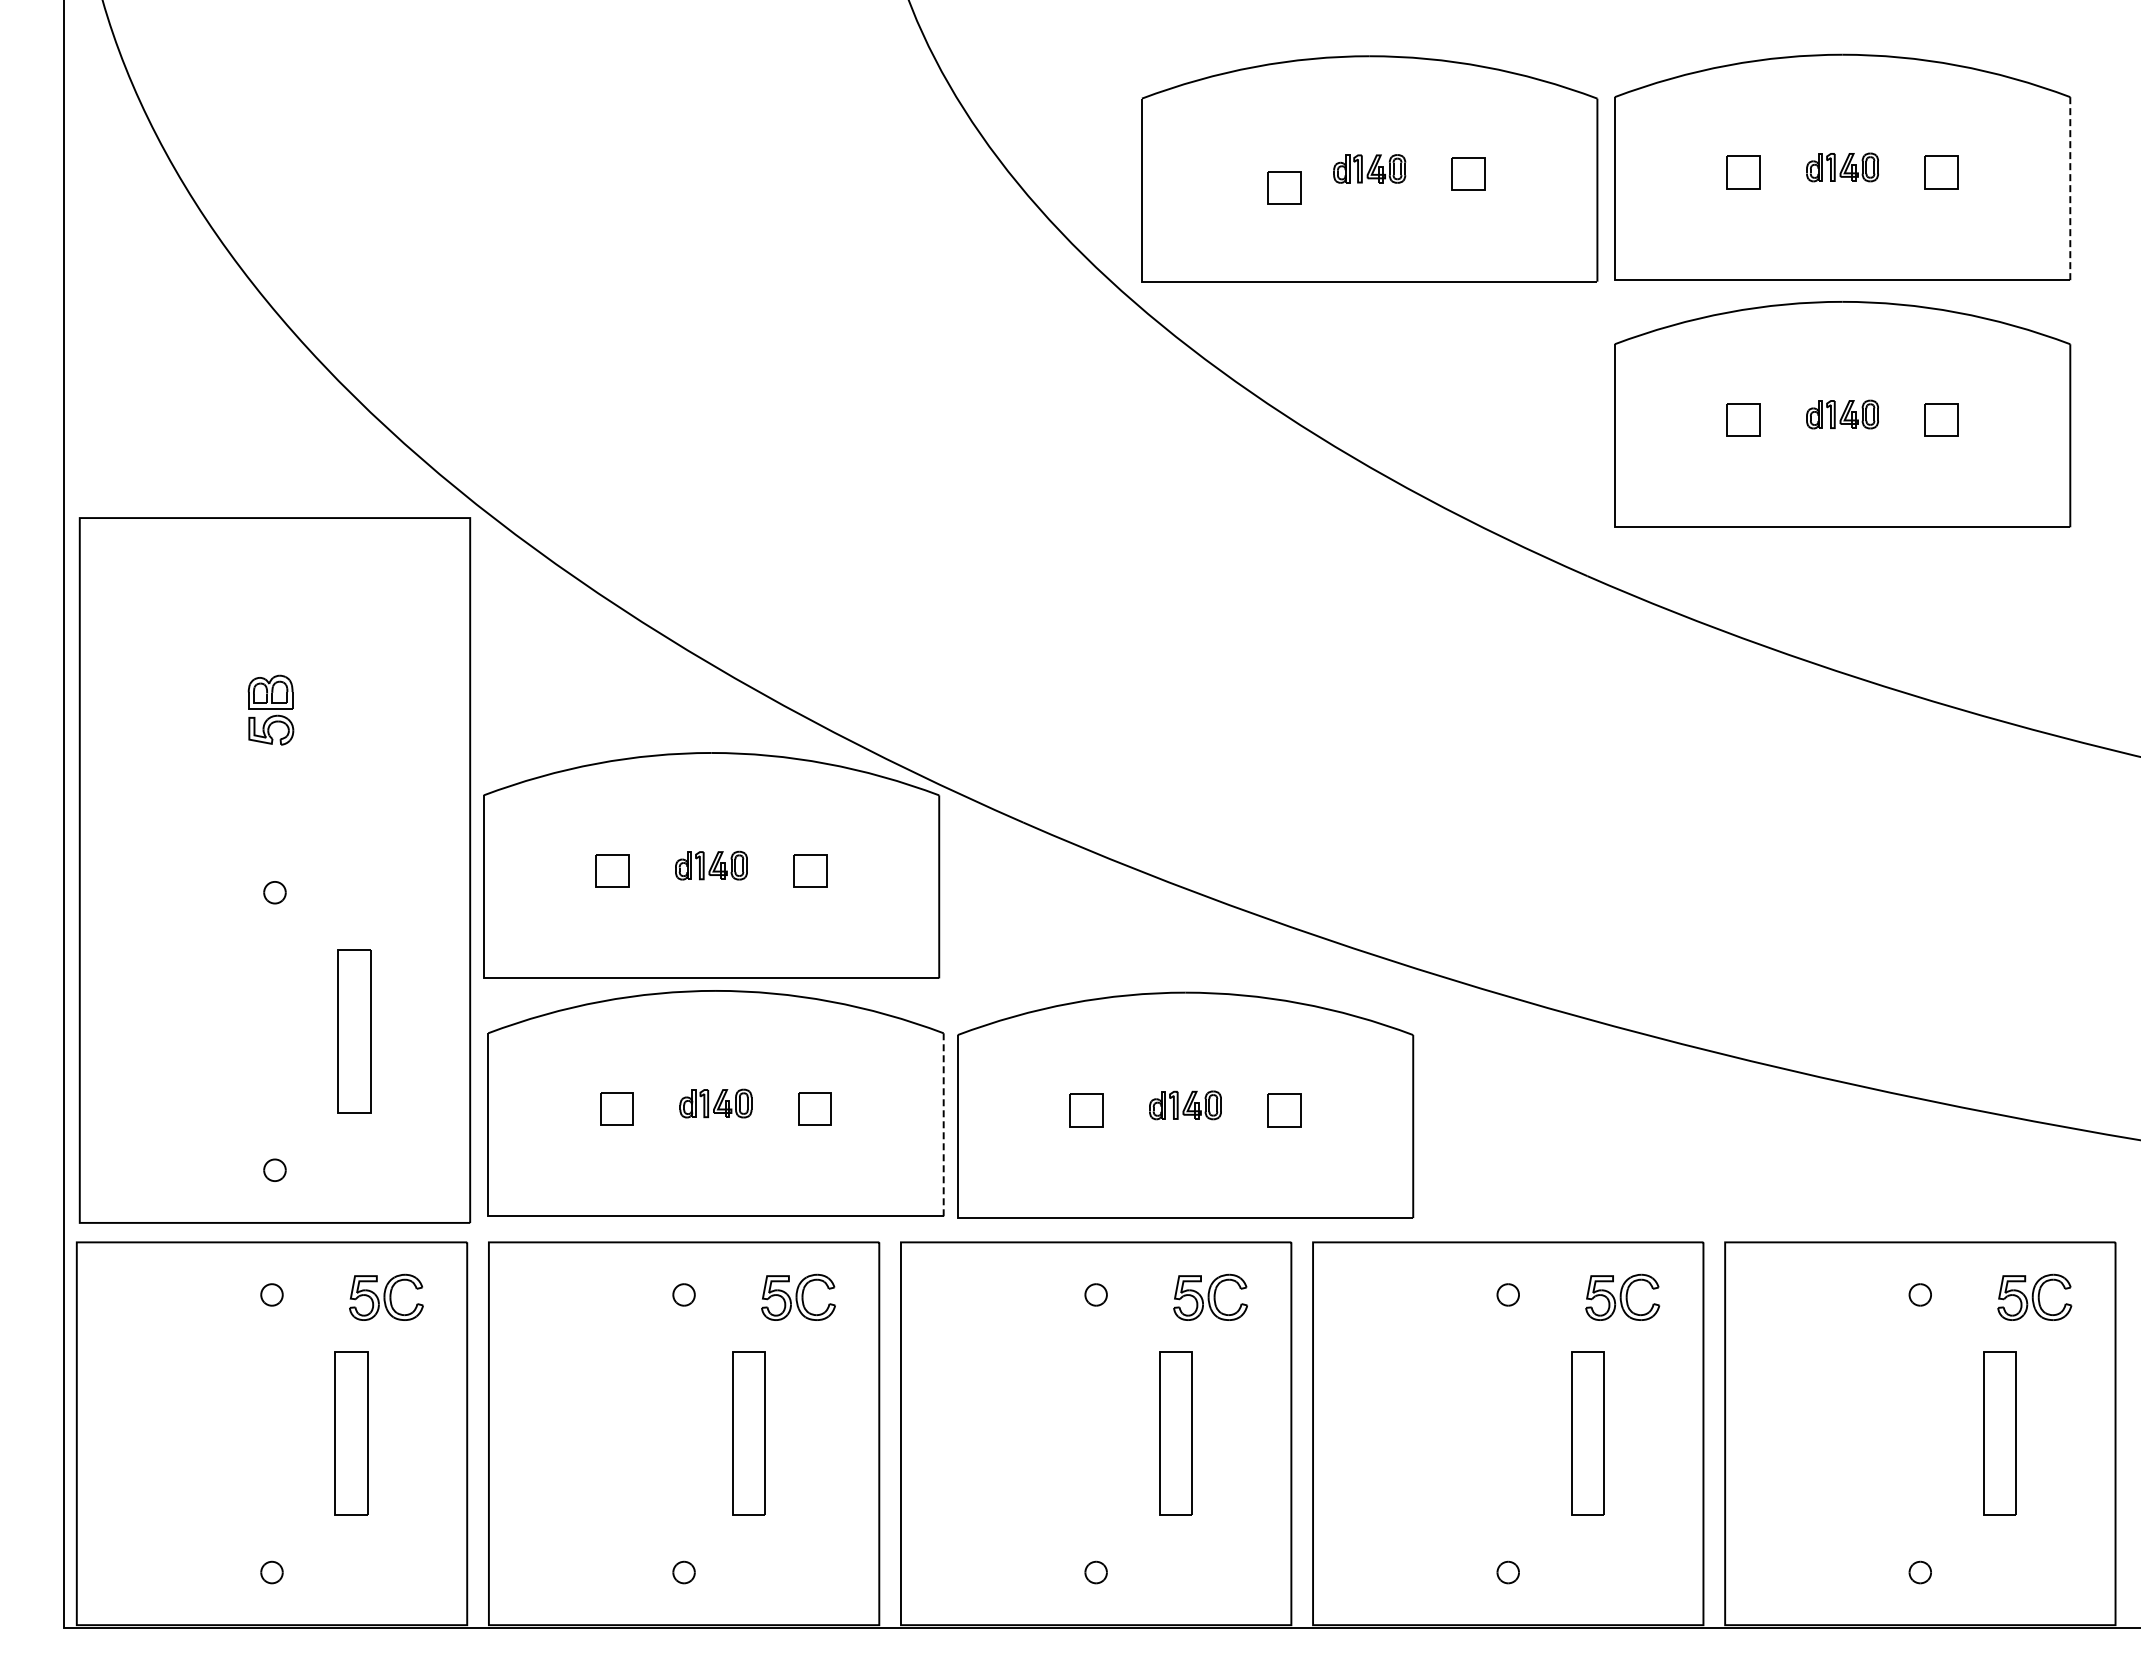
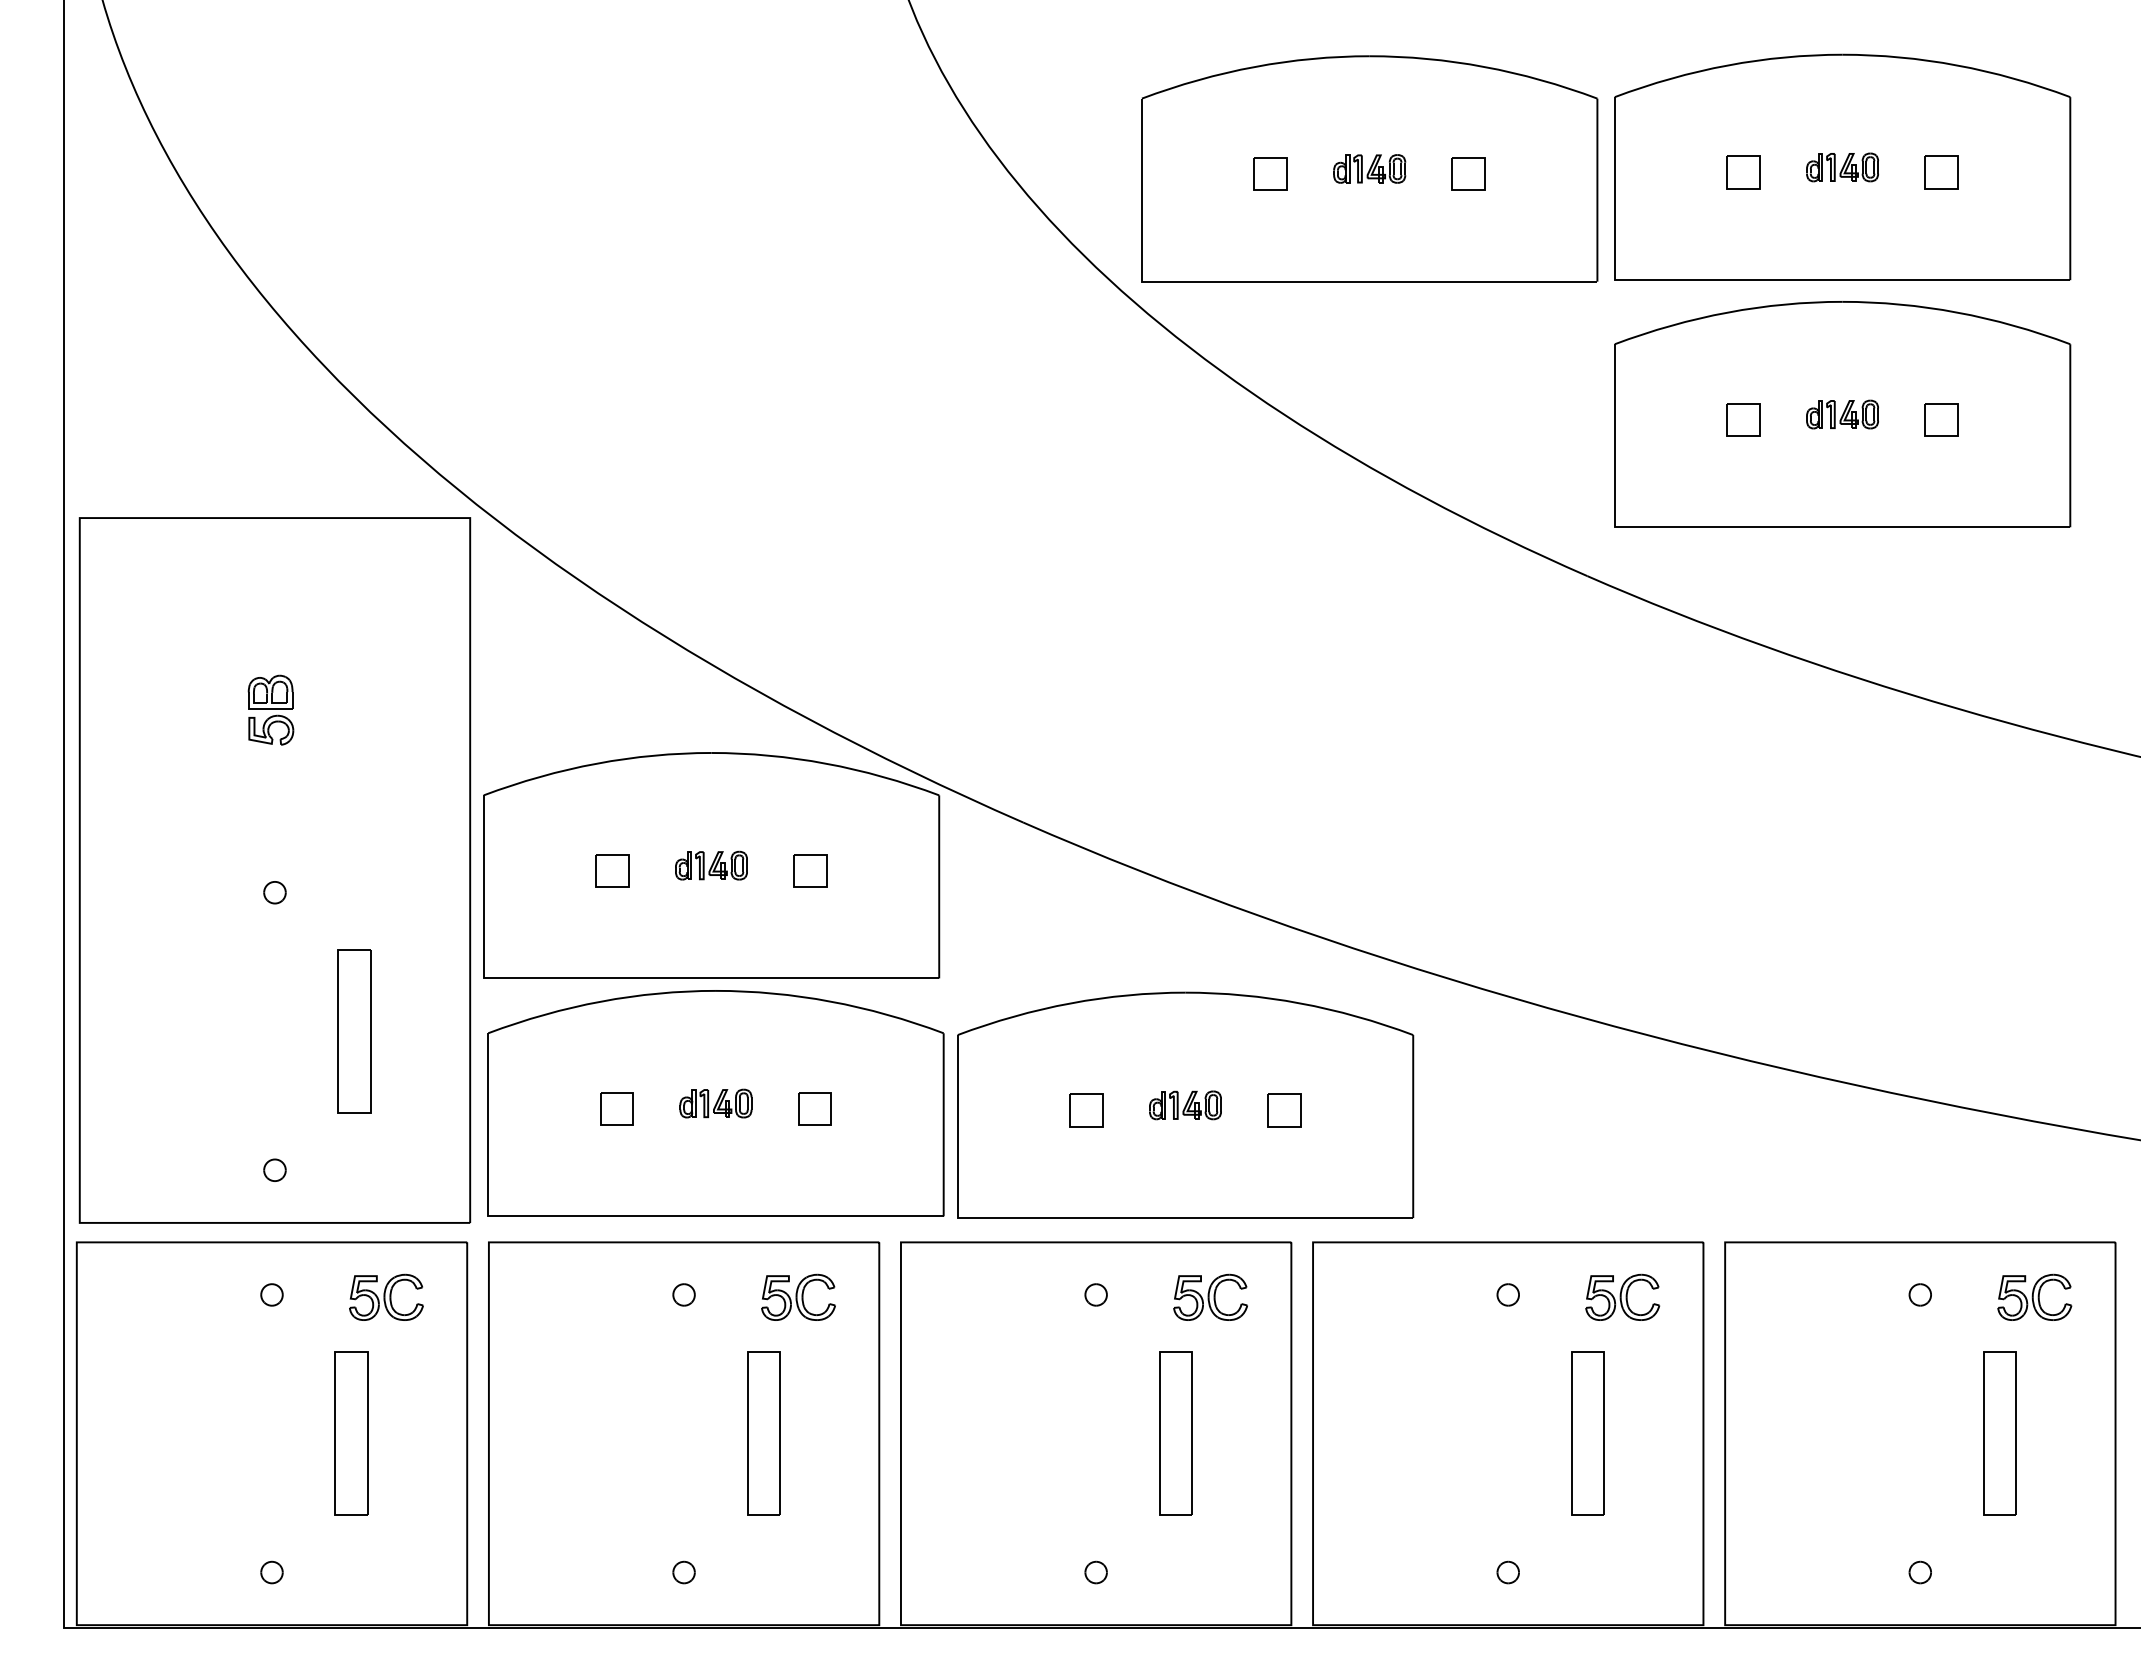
part position: (1284, 187) -> (1270, 173) (1270, 173)
line: dashed -> solid (2070, 188)
line: dashed -> solid (943, 1124)
part position: (748, 1433) -> (763, 1433) (763, 1433)
